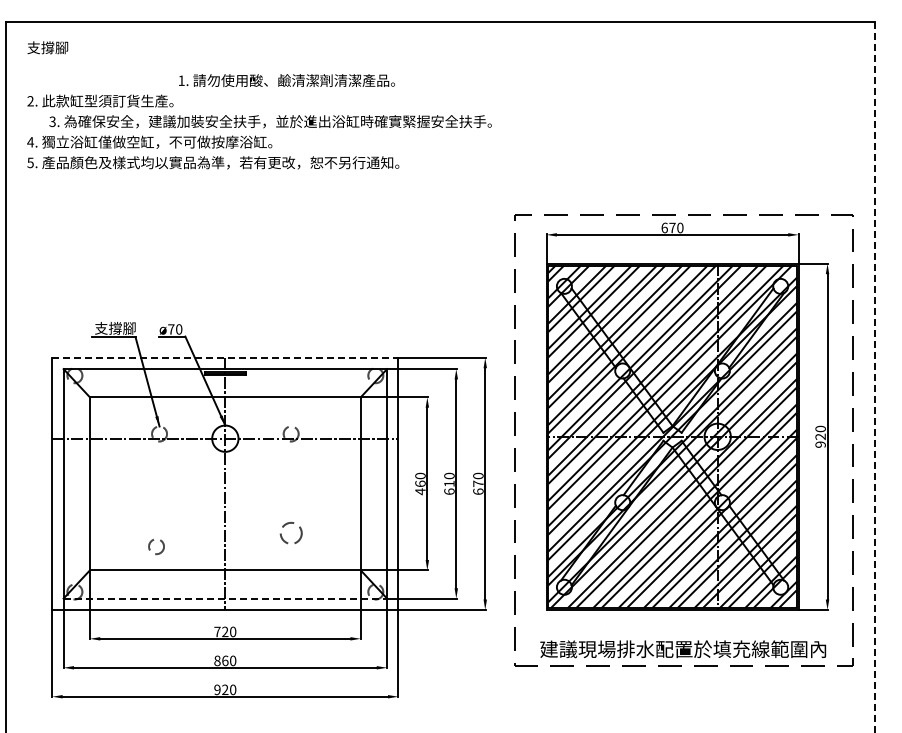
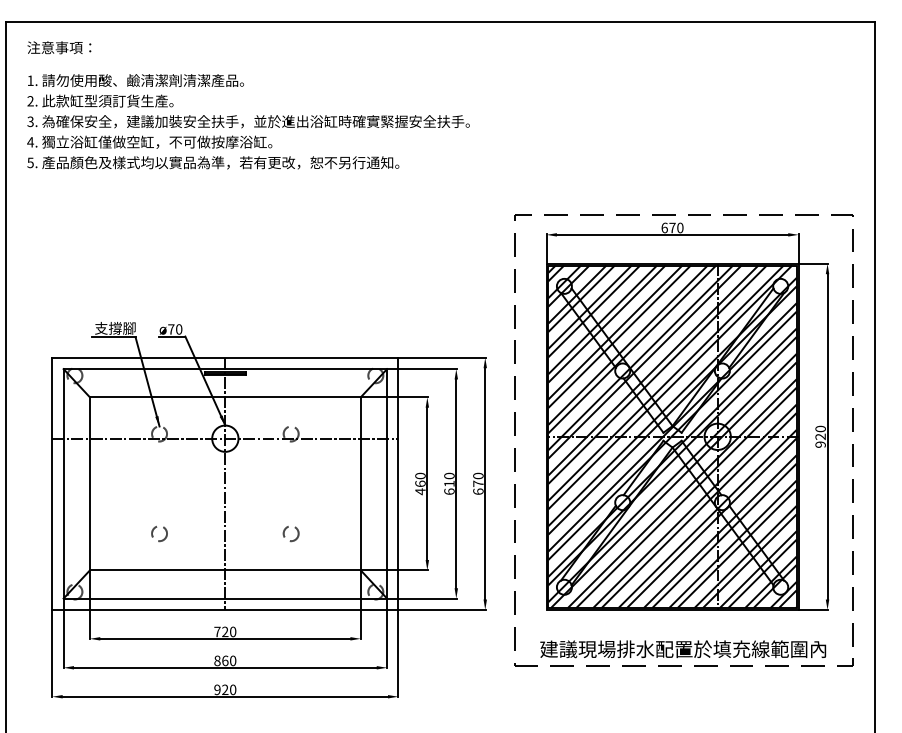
text: 支撐腳 -> 注意事項： (59, 47)
text position: (286, 80) -> (135, 80) (135, 80)
text position: (270, 121) -> (248, 121) (248, 121)
line: dashed -> solid (225, 357)
line: dashed -> solid (874, 378)
circle size: 24x23 px -> 18x17 px (290, 534)
circle position: (156, 547) -> (159, 534) (159, 534)
line: dashed -> solid (225, 598)
